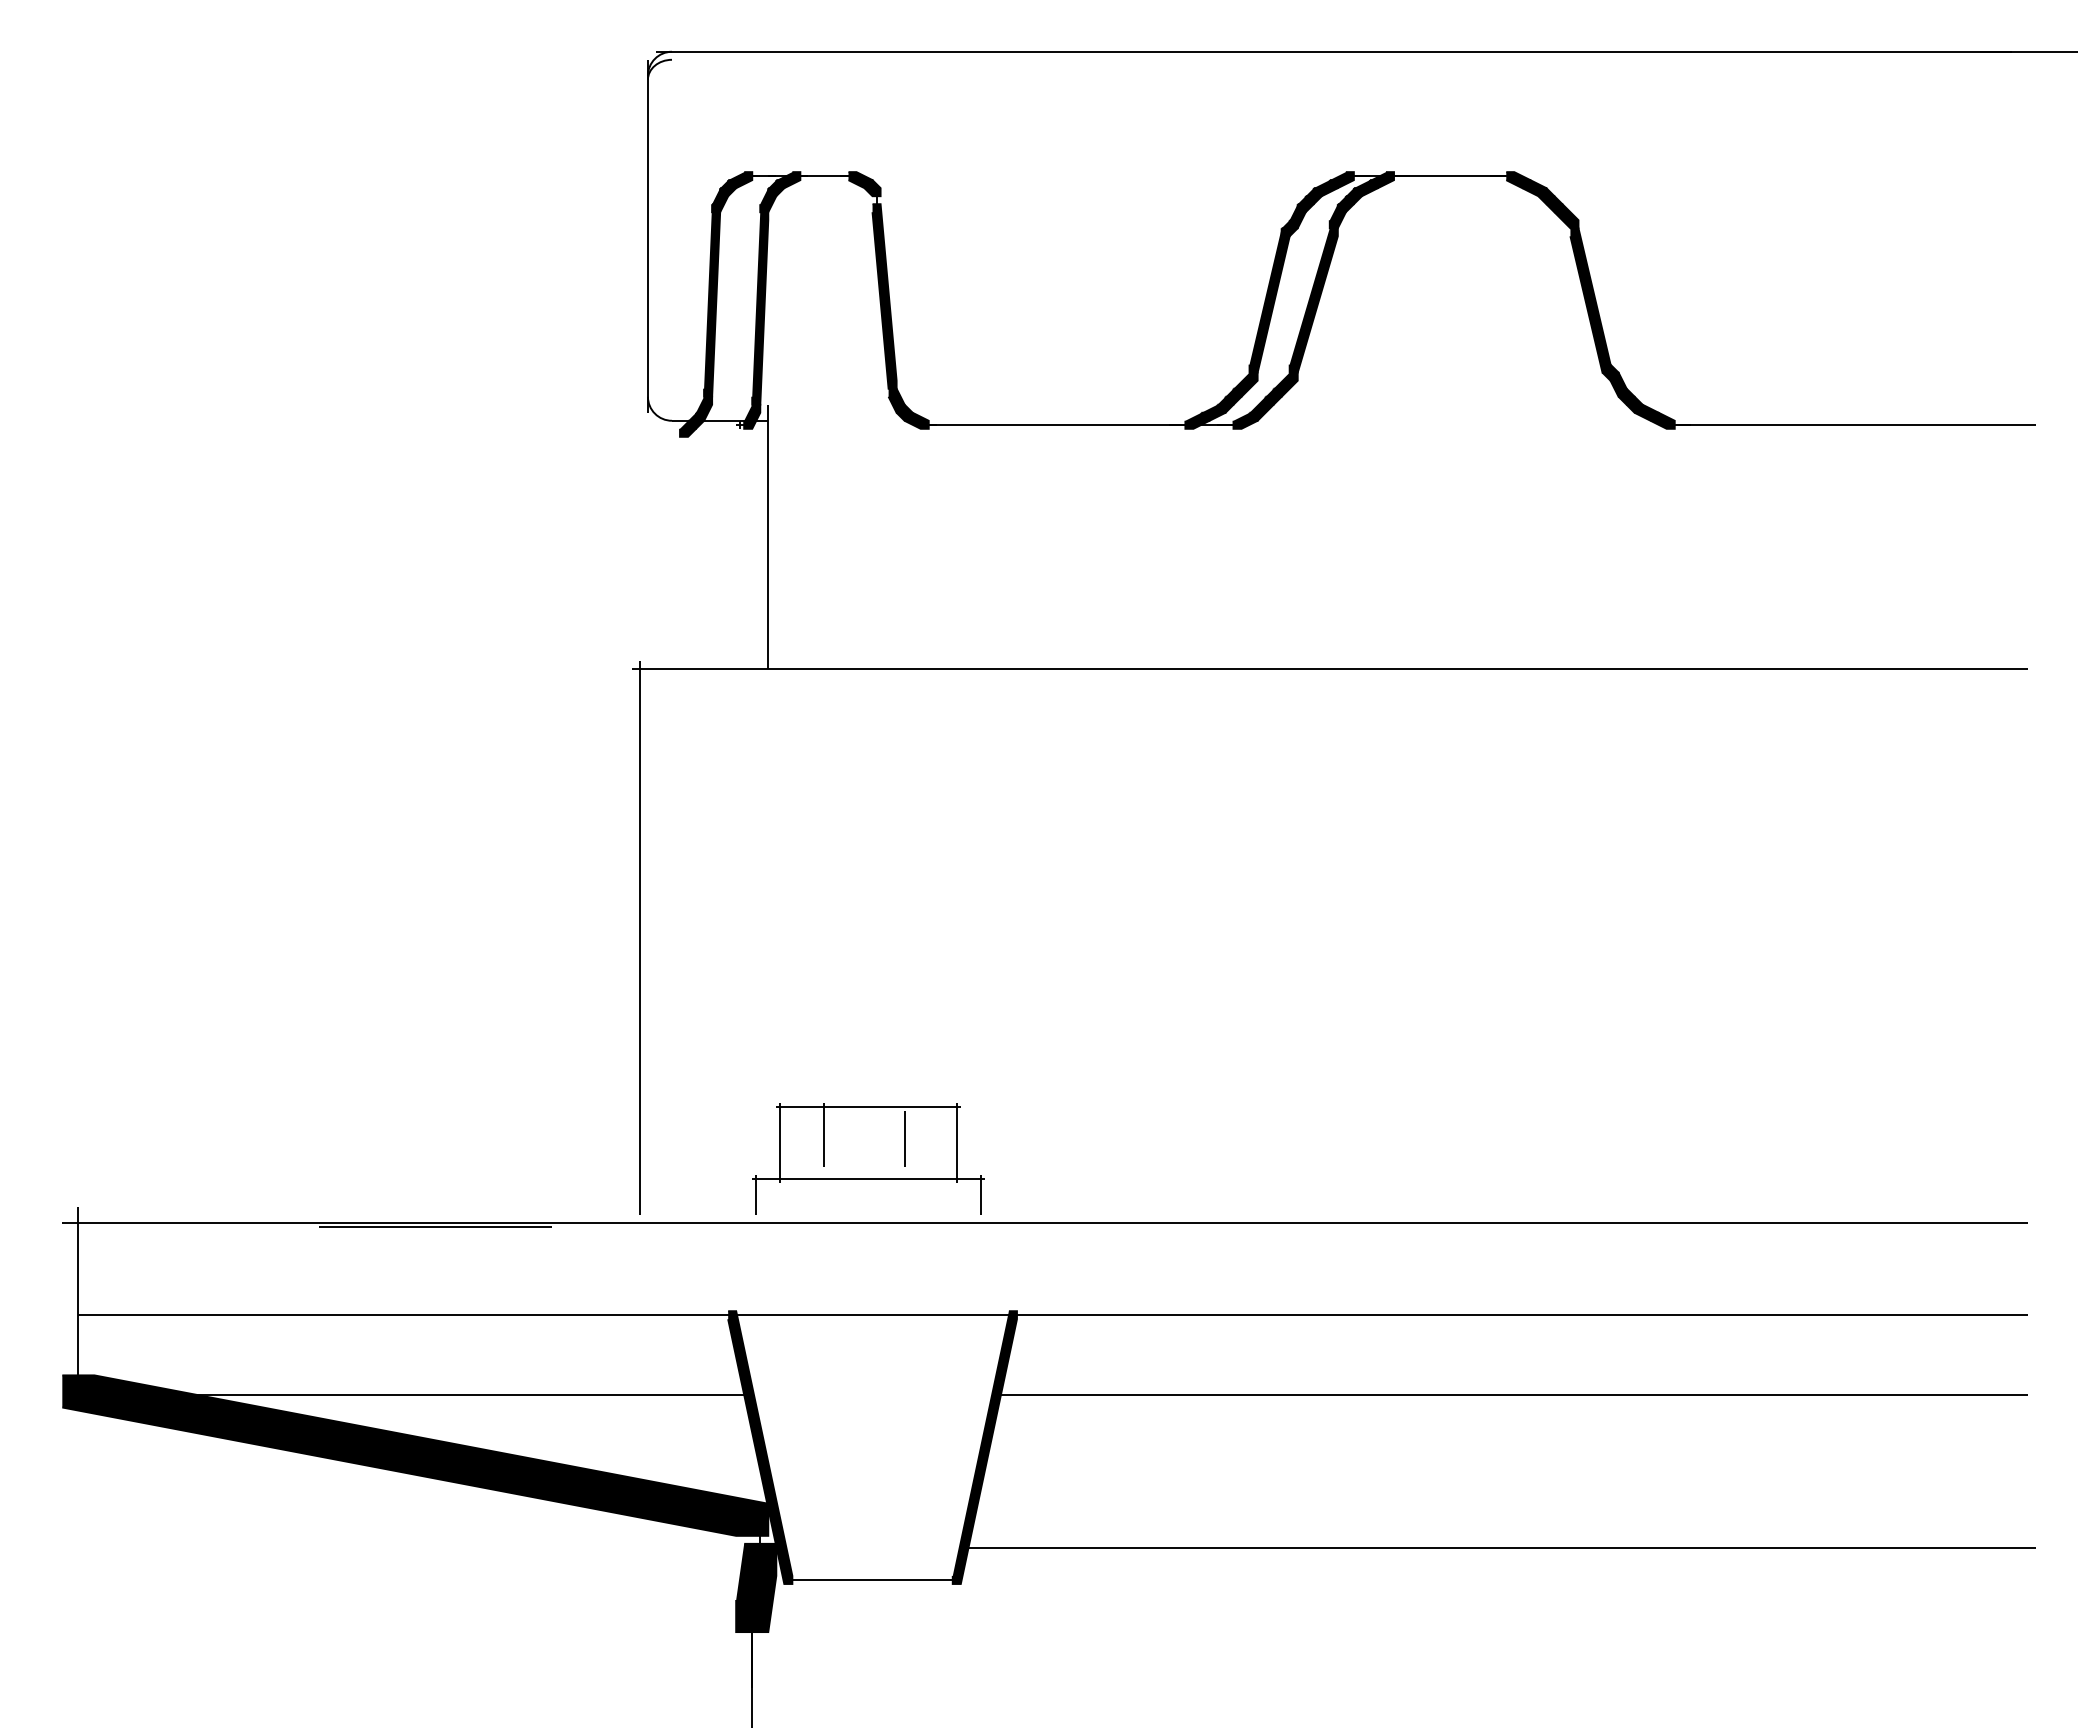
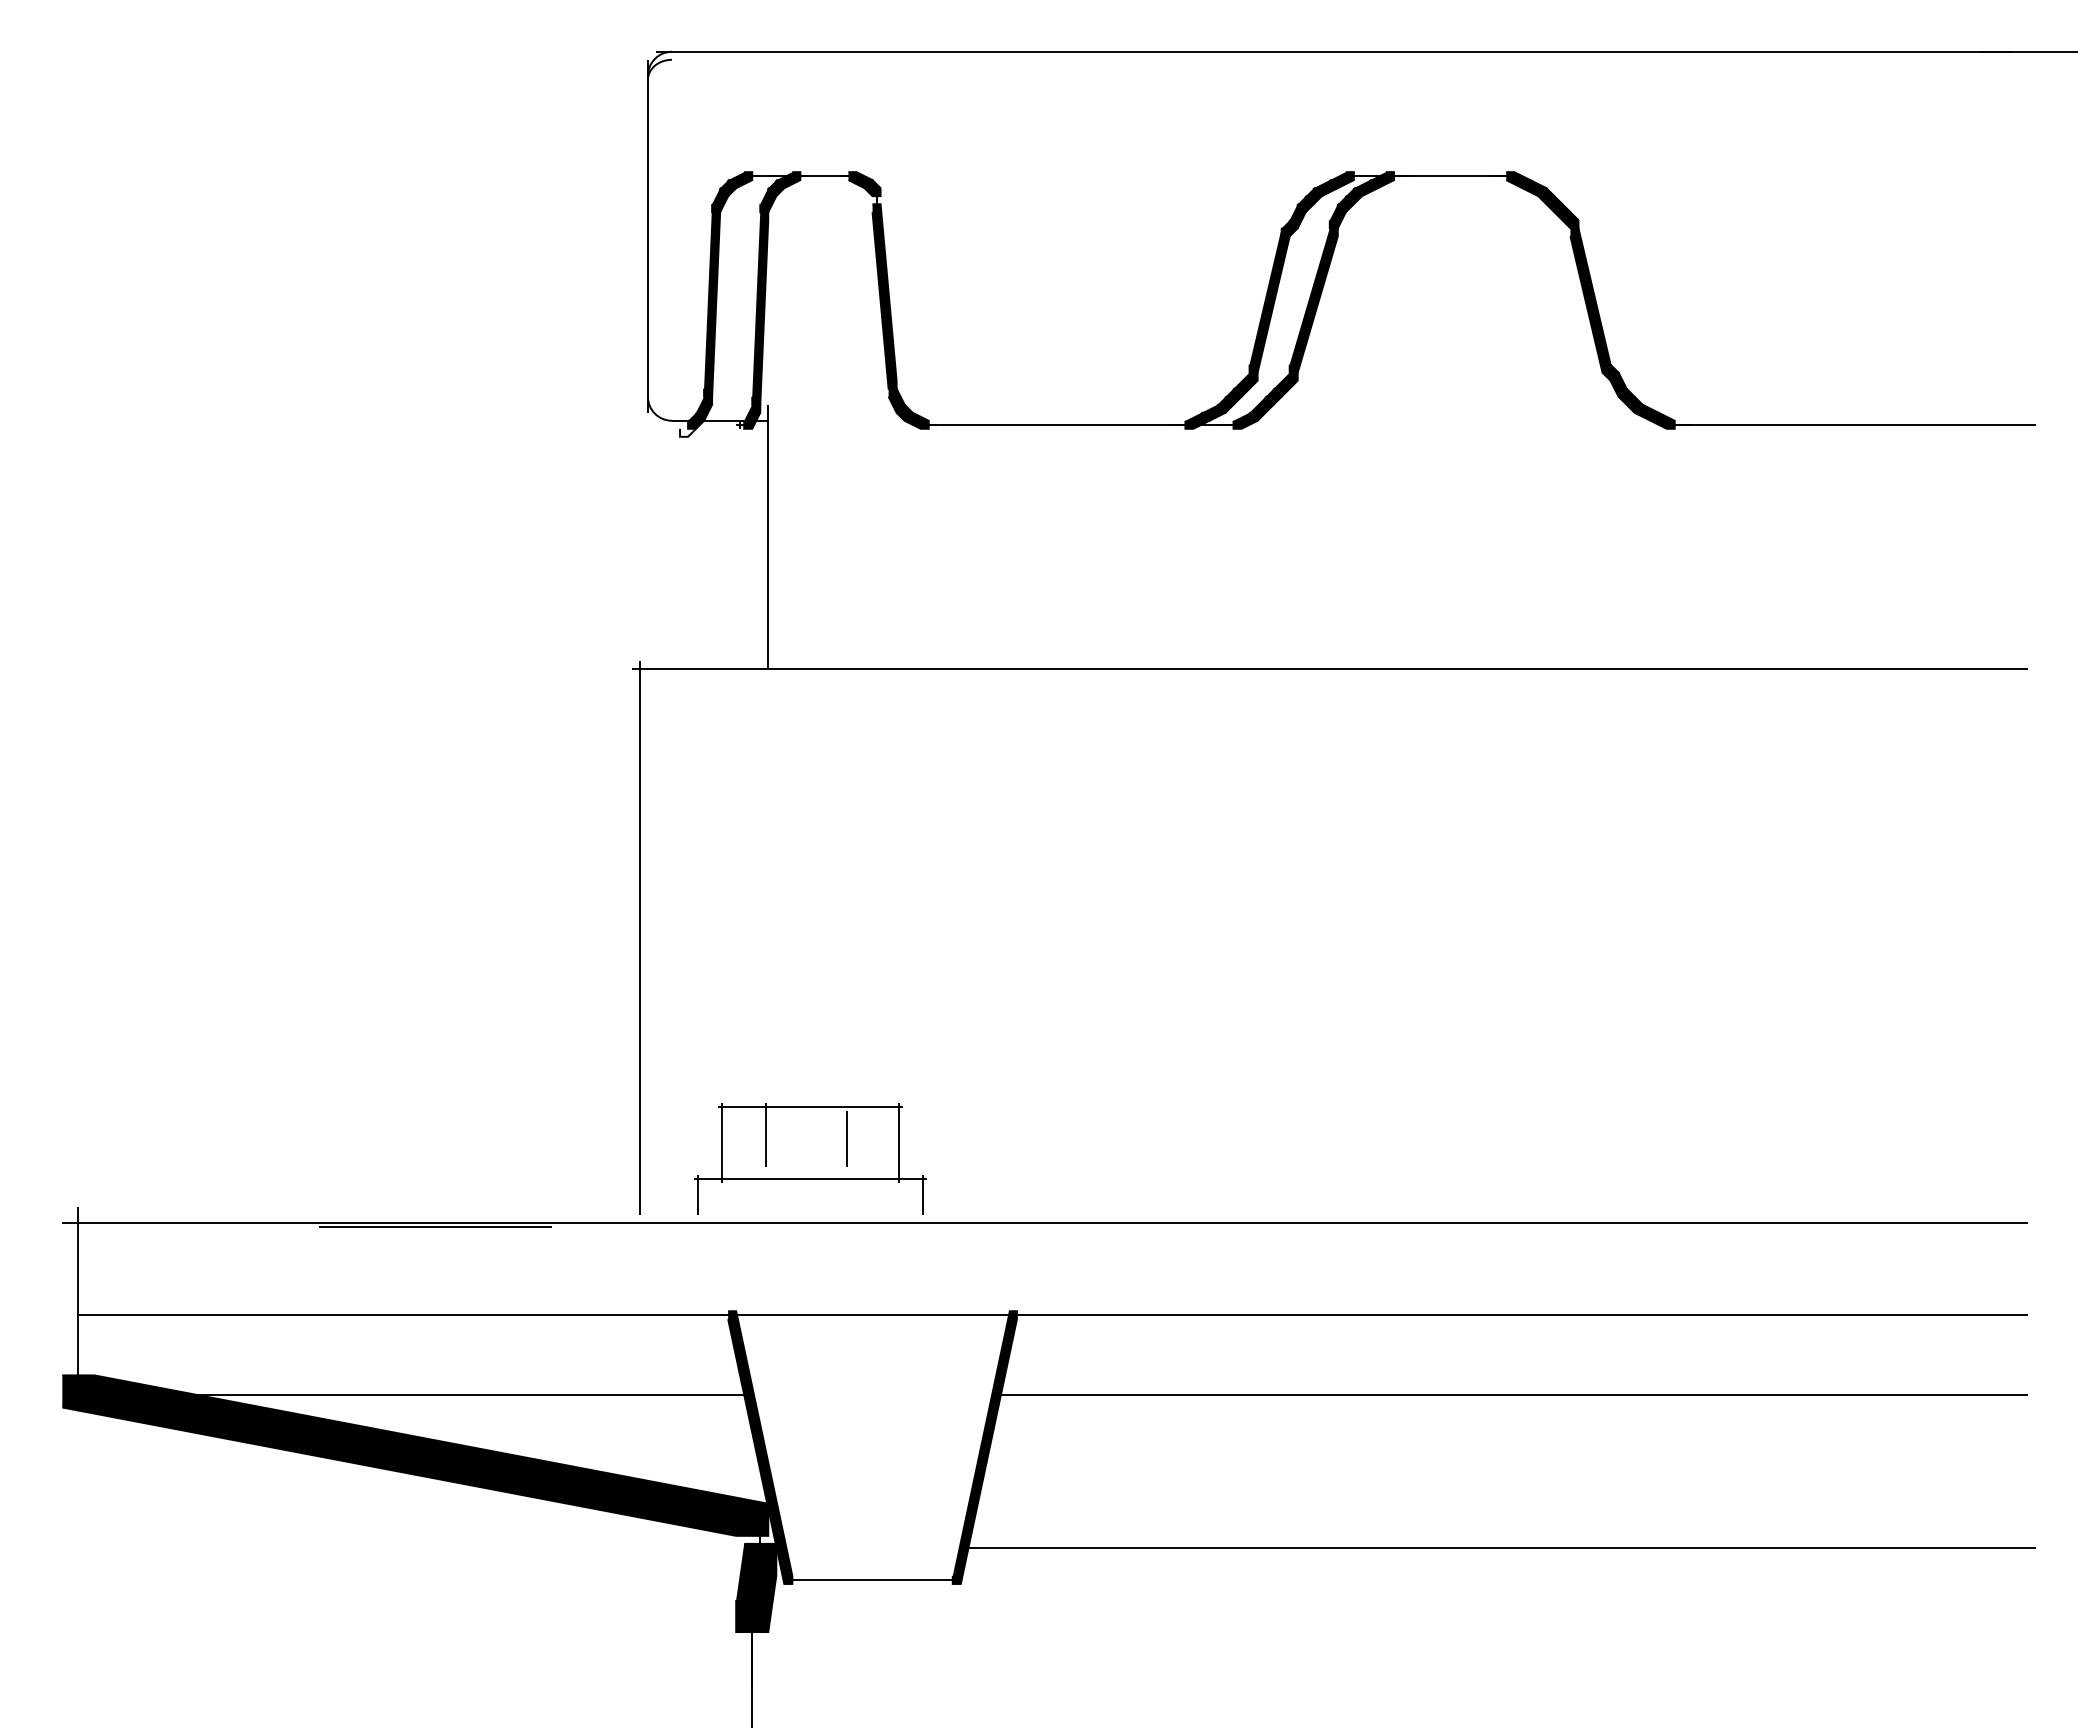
fill: present -> none (688, 428)
part position: (868, 1158) -> (810, 1158) (810, 1158)
